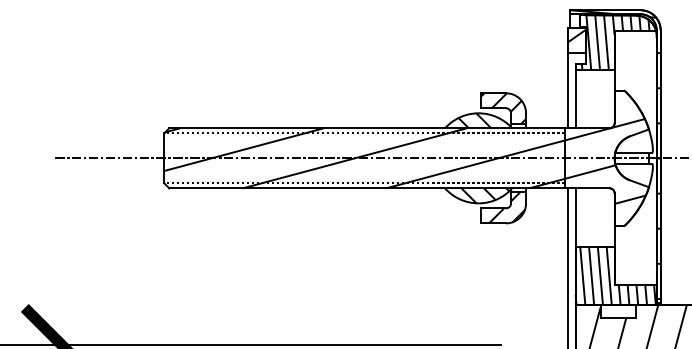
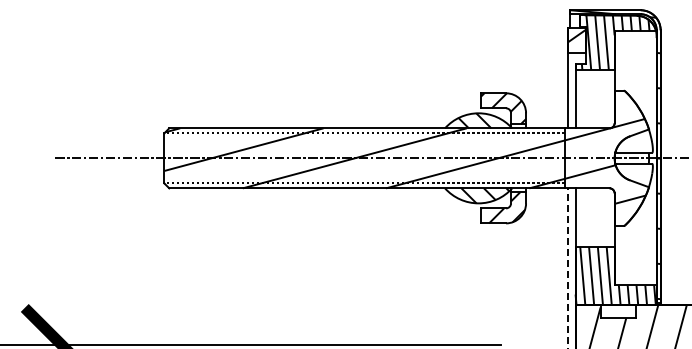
line: solid -> dashed (567, 268)
